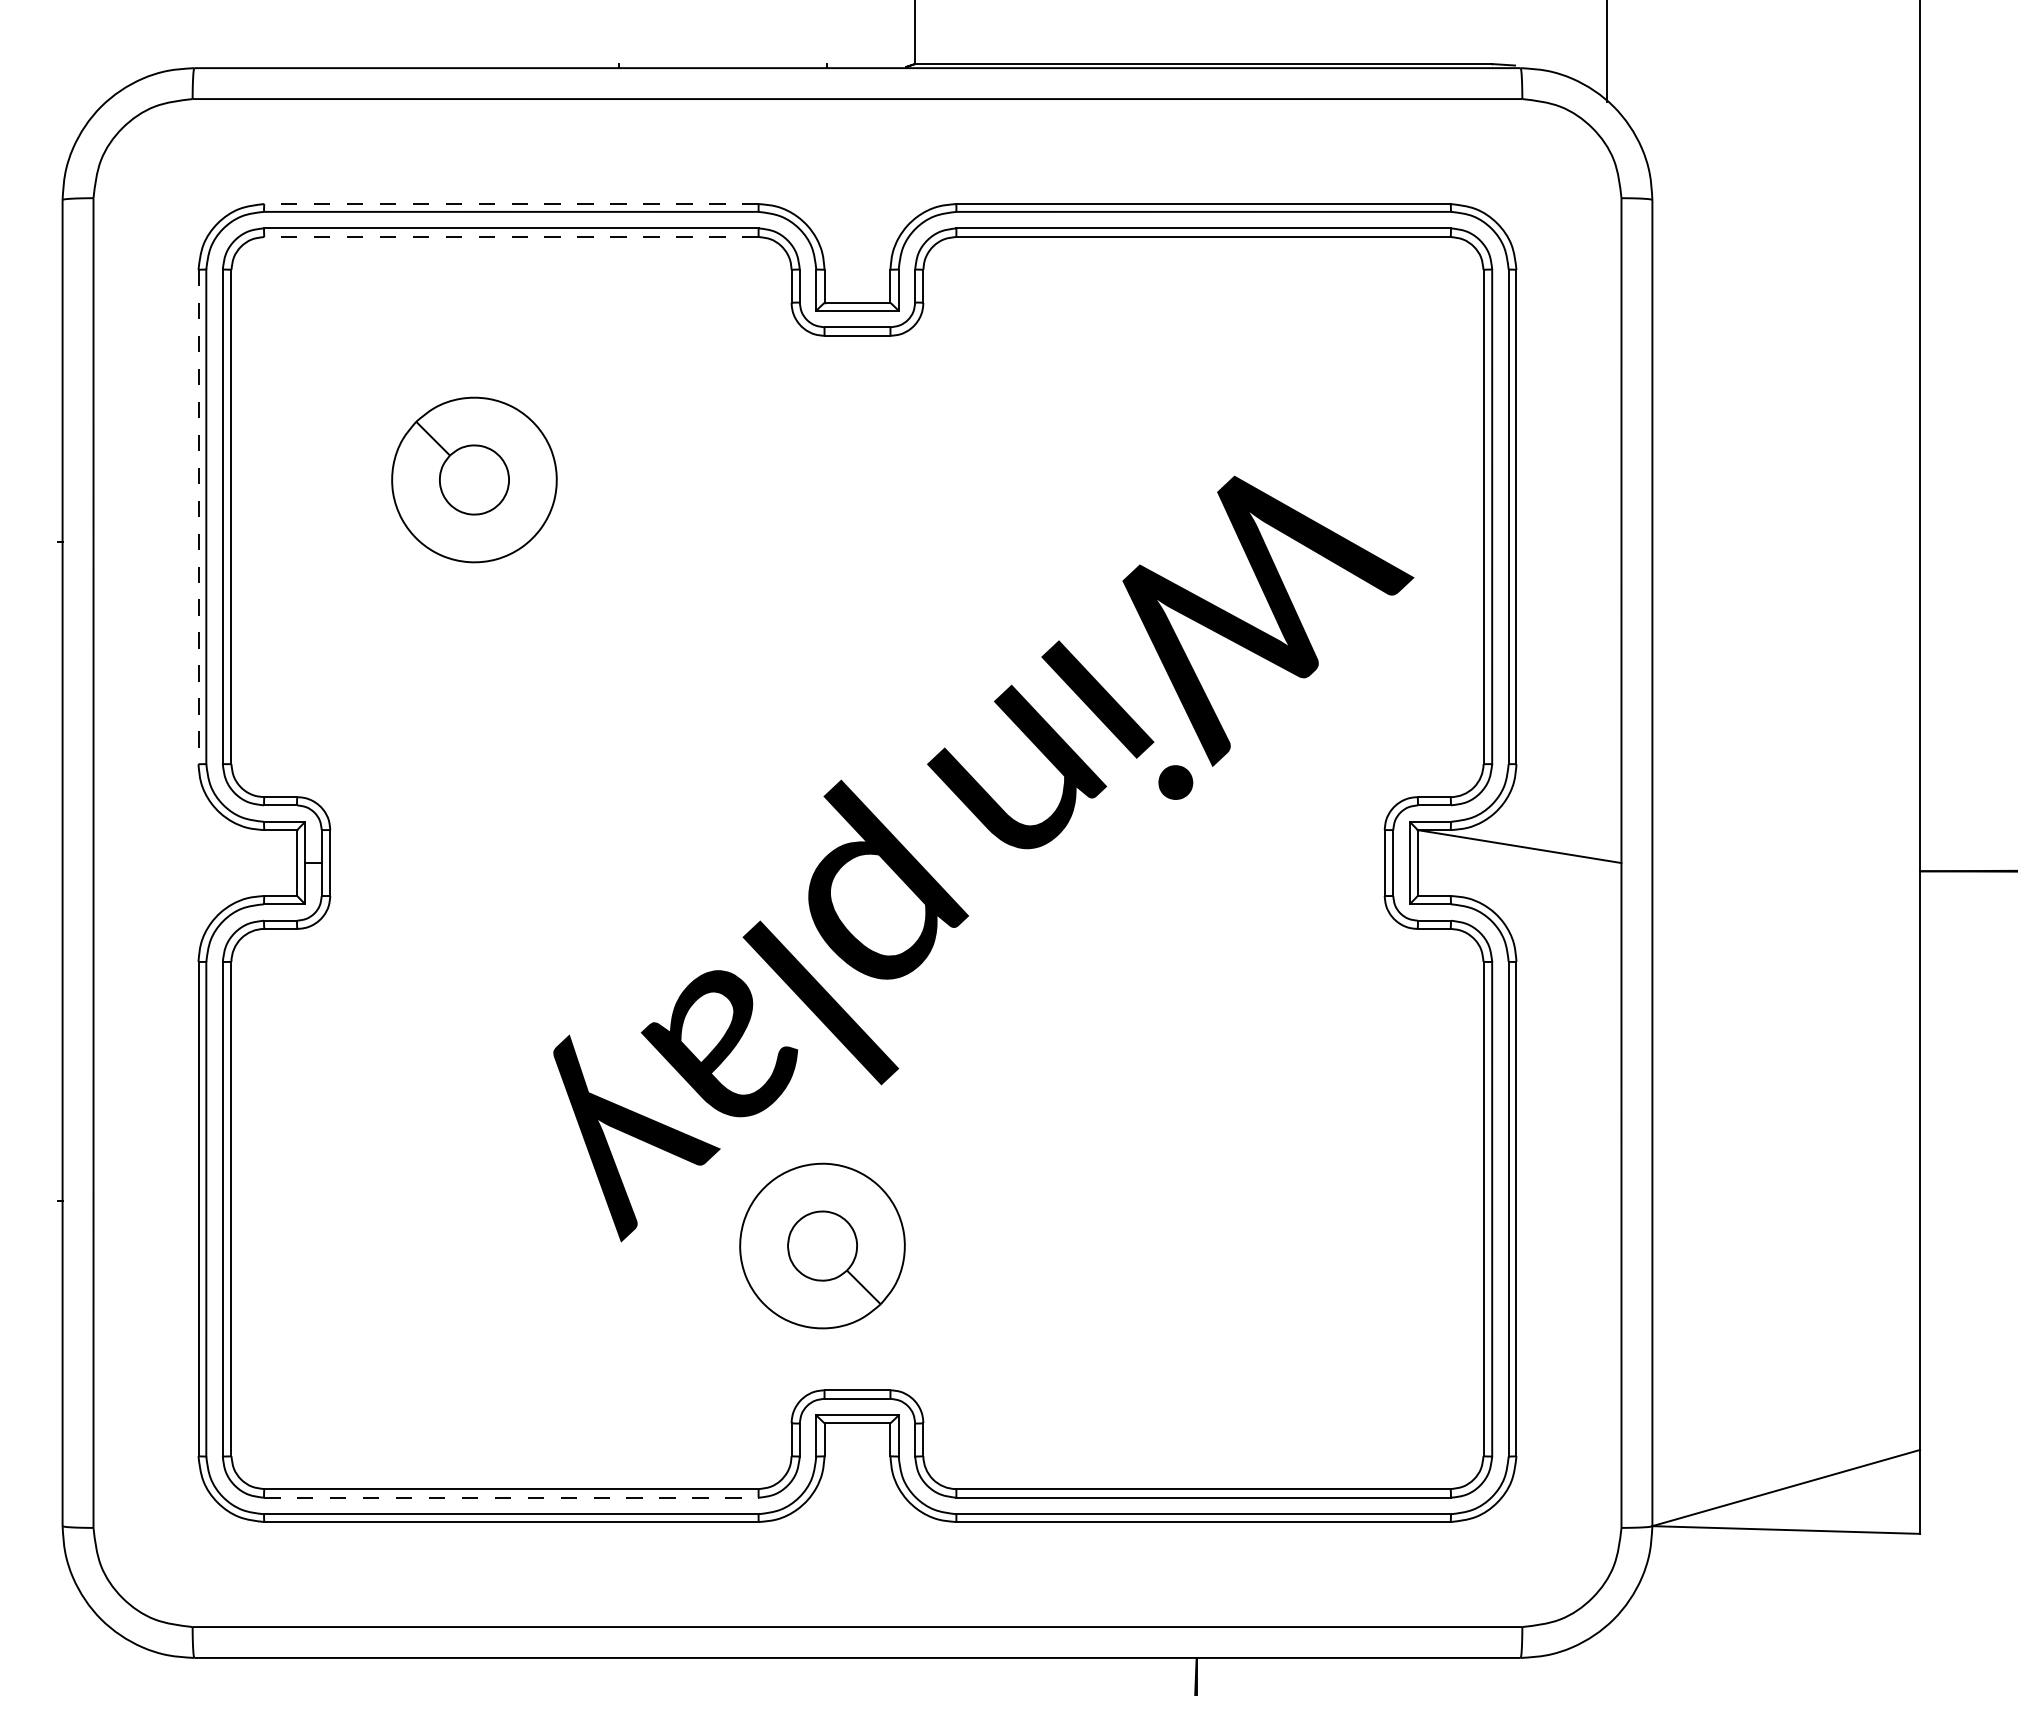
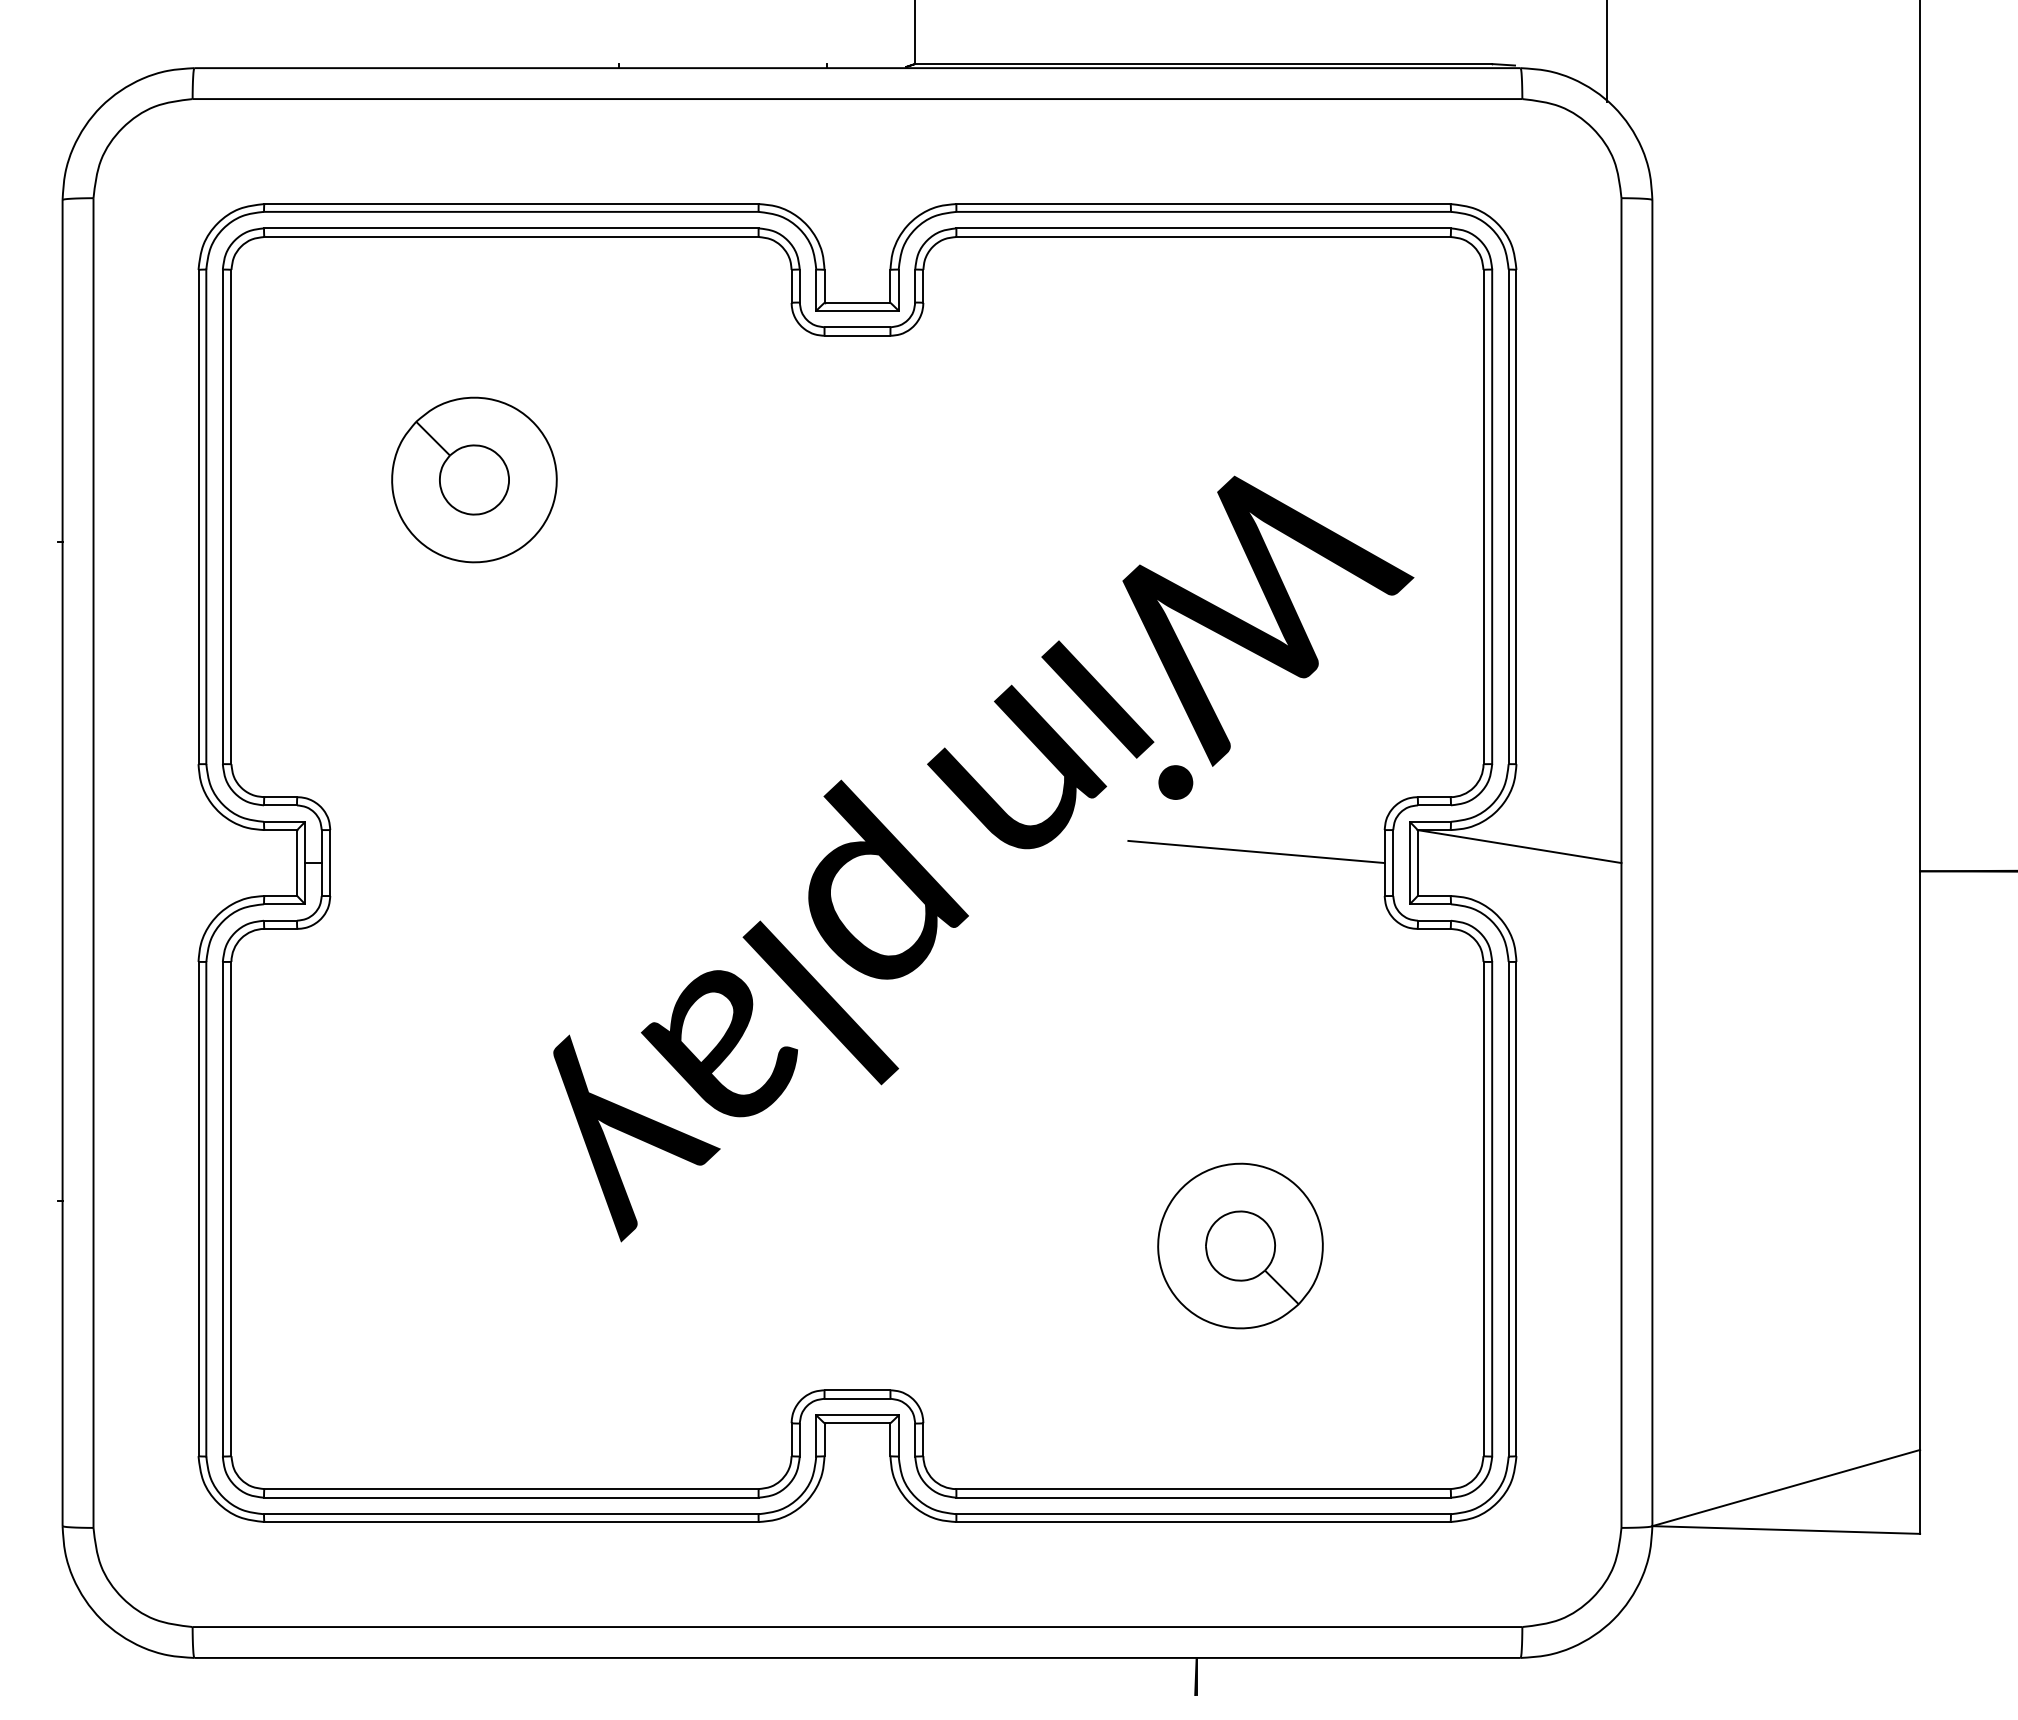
line: dashed -> solid (511, 204)
line: dashed -> solid (511, 237)
line: dashed -> solid (198, 517)
line: none -> present (1256, 851)
part position: (822, 1245) -> (1240, 1245) (1240, 1245)
line: dashed -> solid (511, 1497)
